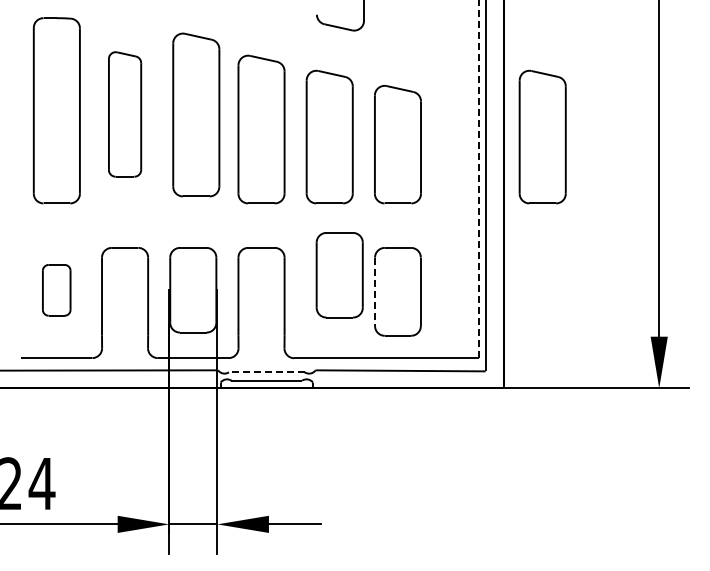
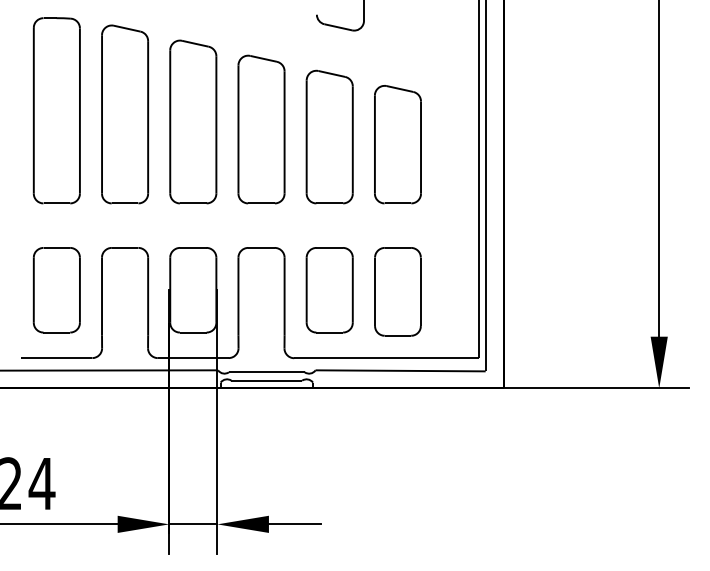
part size: 35x127 px -> 48x181 px (124, 114)
part position: (196, 114) -> (193, 121) (193, 121)
part: present -> none (542, 136)
line: dashed -> solid (479, 179)
part position: (339, 275) -> (329, 290) (329, 290)
part size: 30x53 px -> 49x87 px (56, 290)
line: dashed -> solid (375, 292)
line: dashed -> solid (266, 372)
